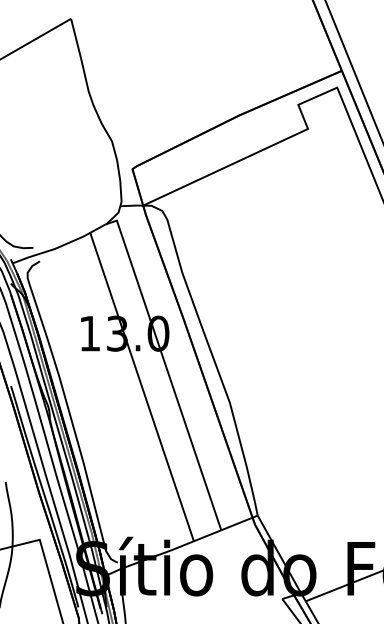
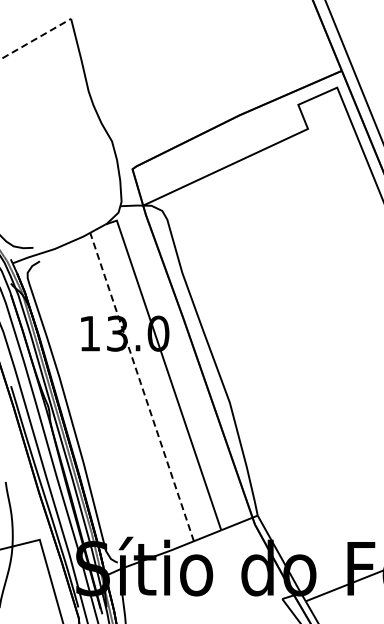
line: solid -> dashed (35, 39)
line: solid -> dashed (142, 387)
